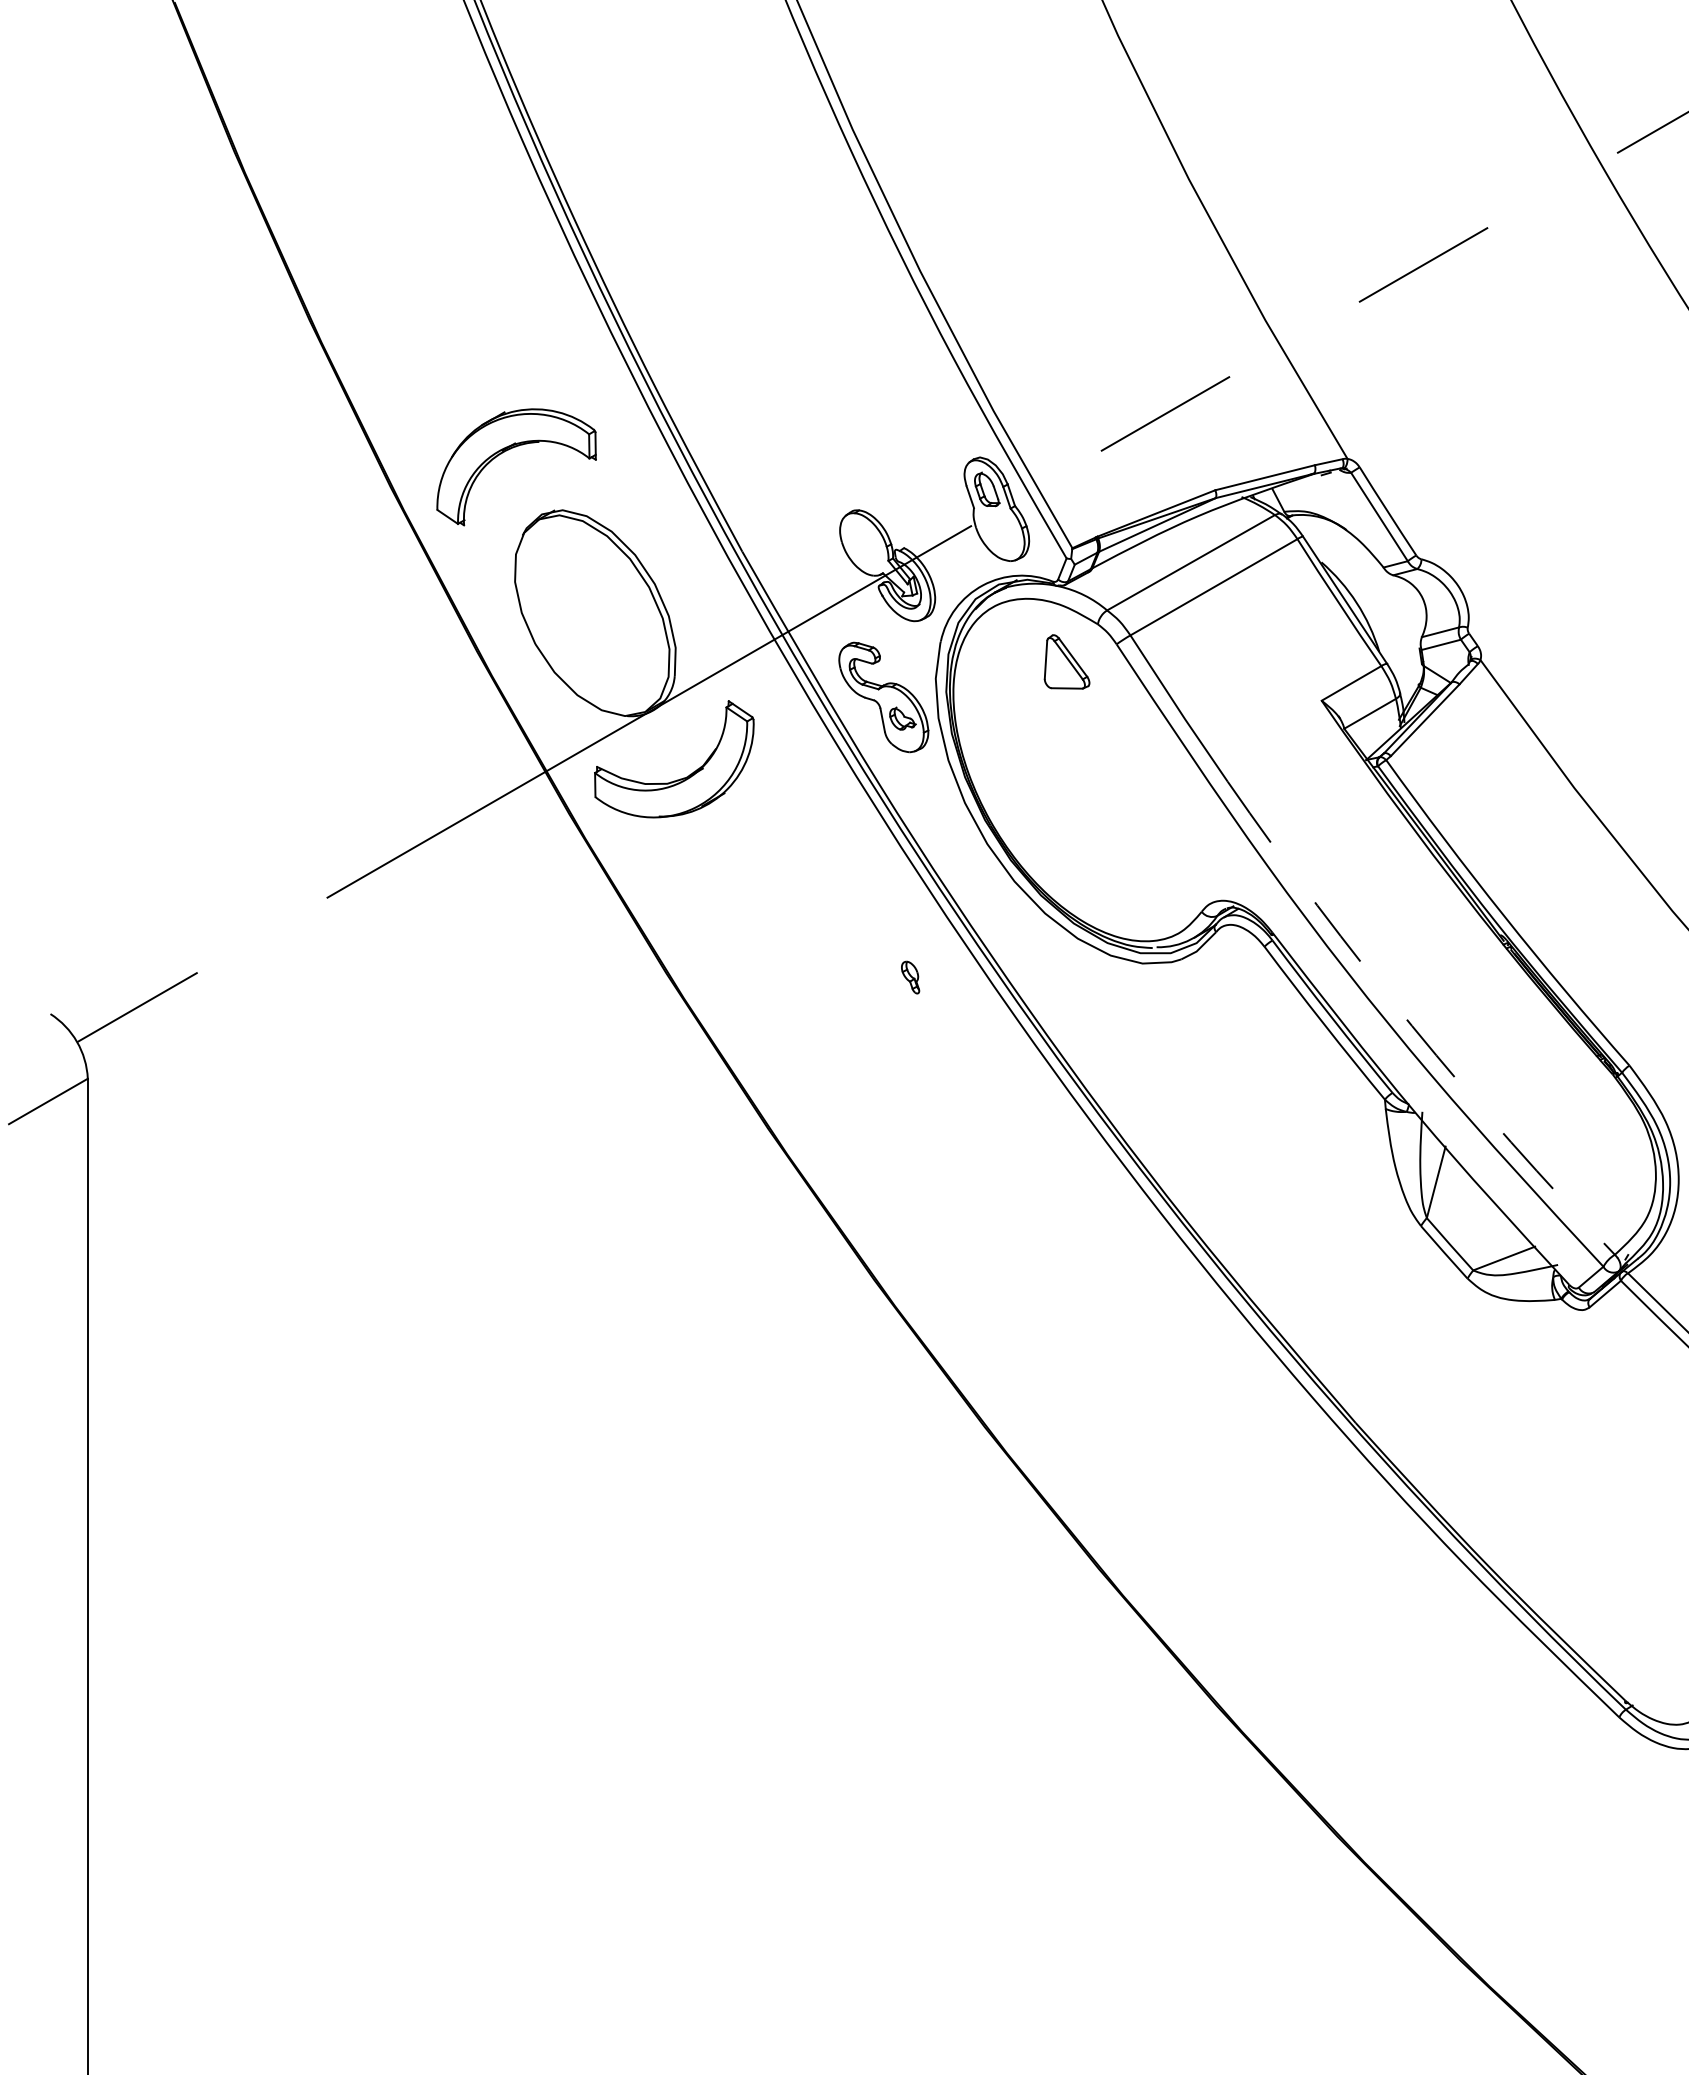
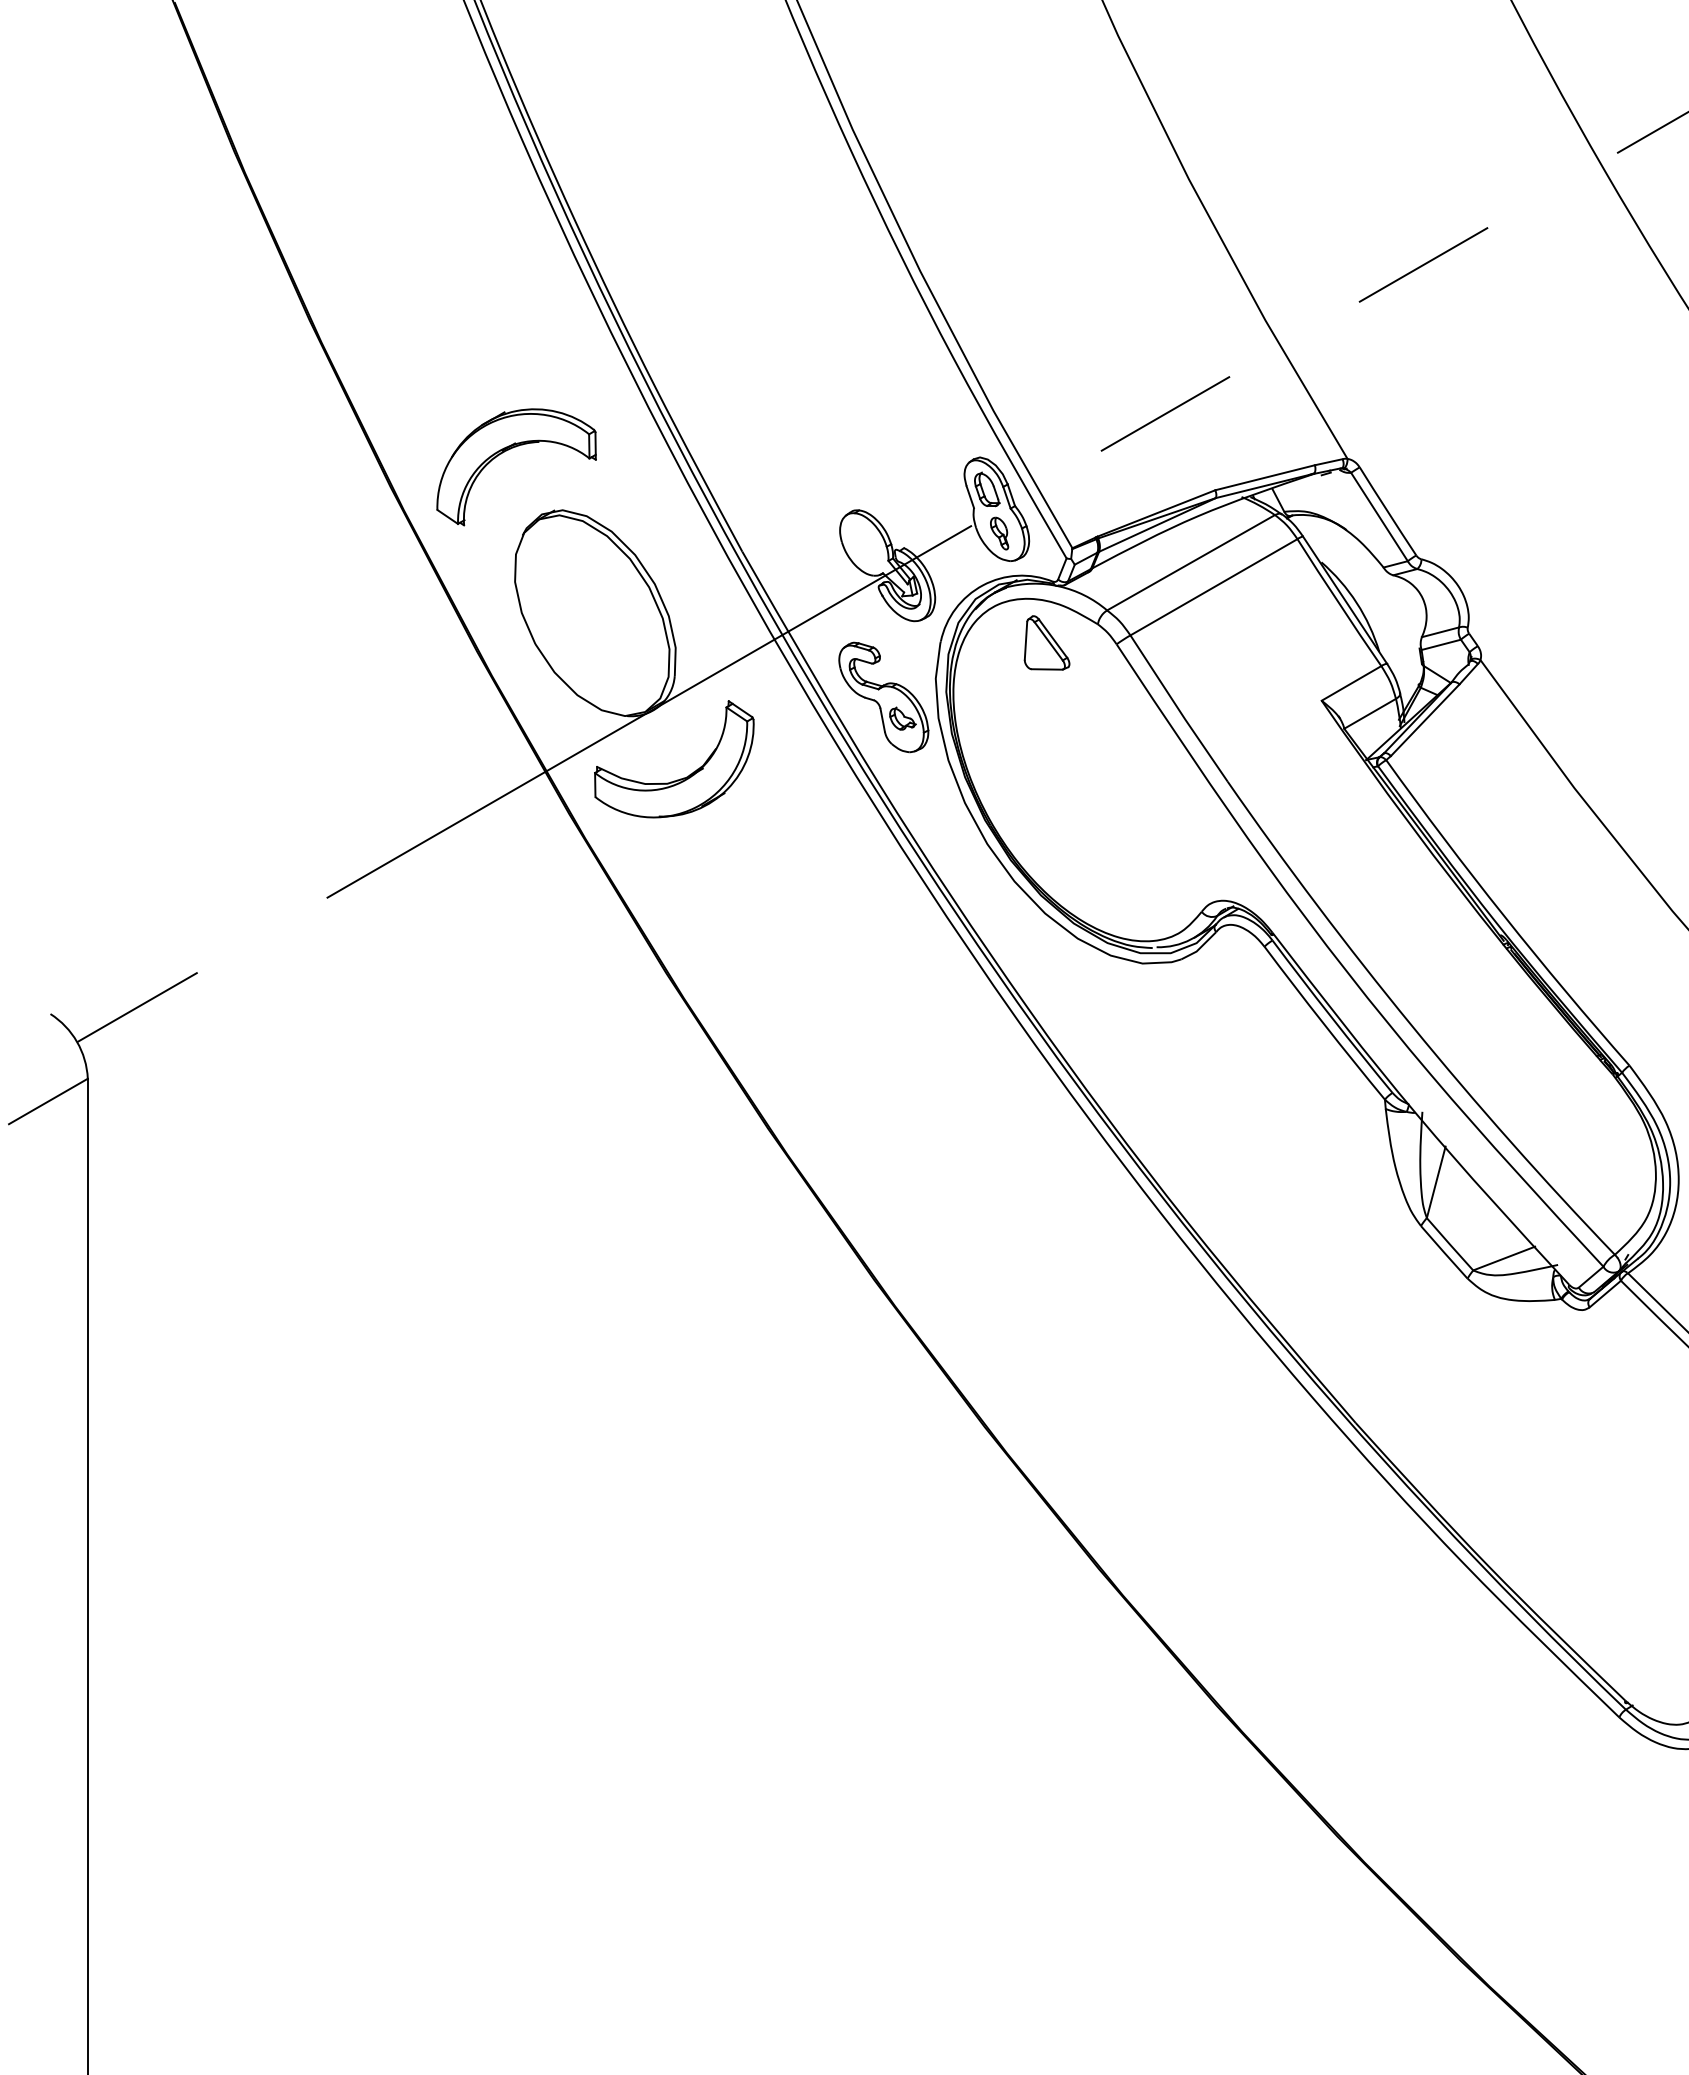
part position: (1066, 661) -> (1046, 642) (1046, 642)
part position: (910, 977) -> (999, 533) (999, 533)
arc: dashed -> solid (1411, 1025)
